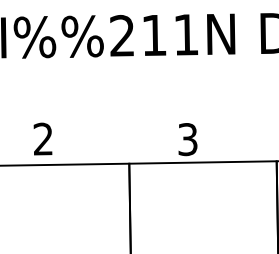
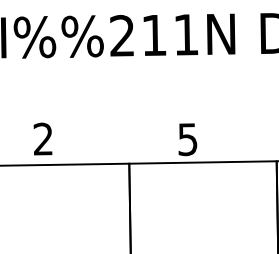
text: 3 -> 5 (188, 139)
